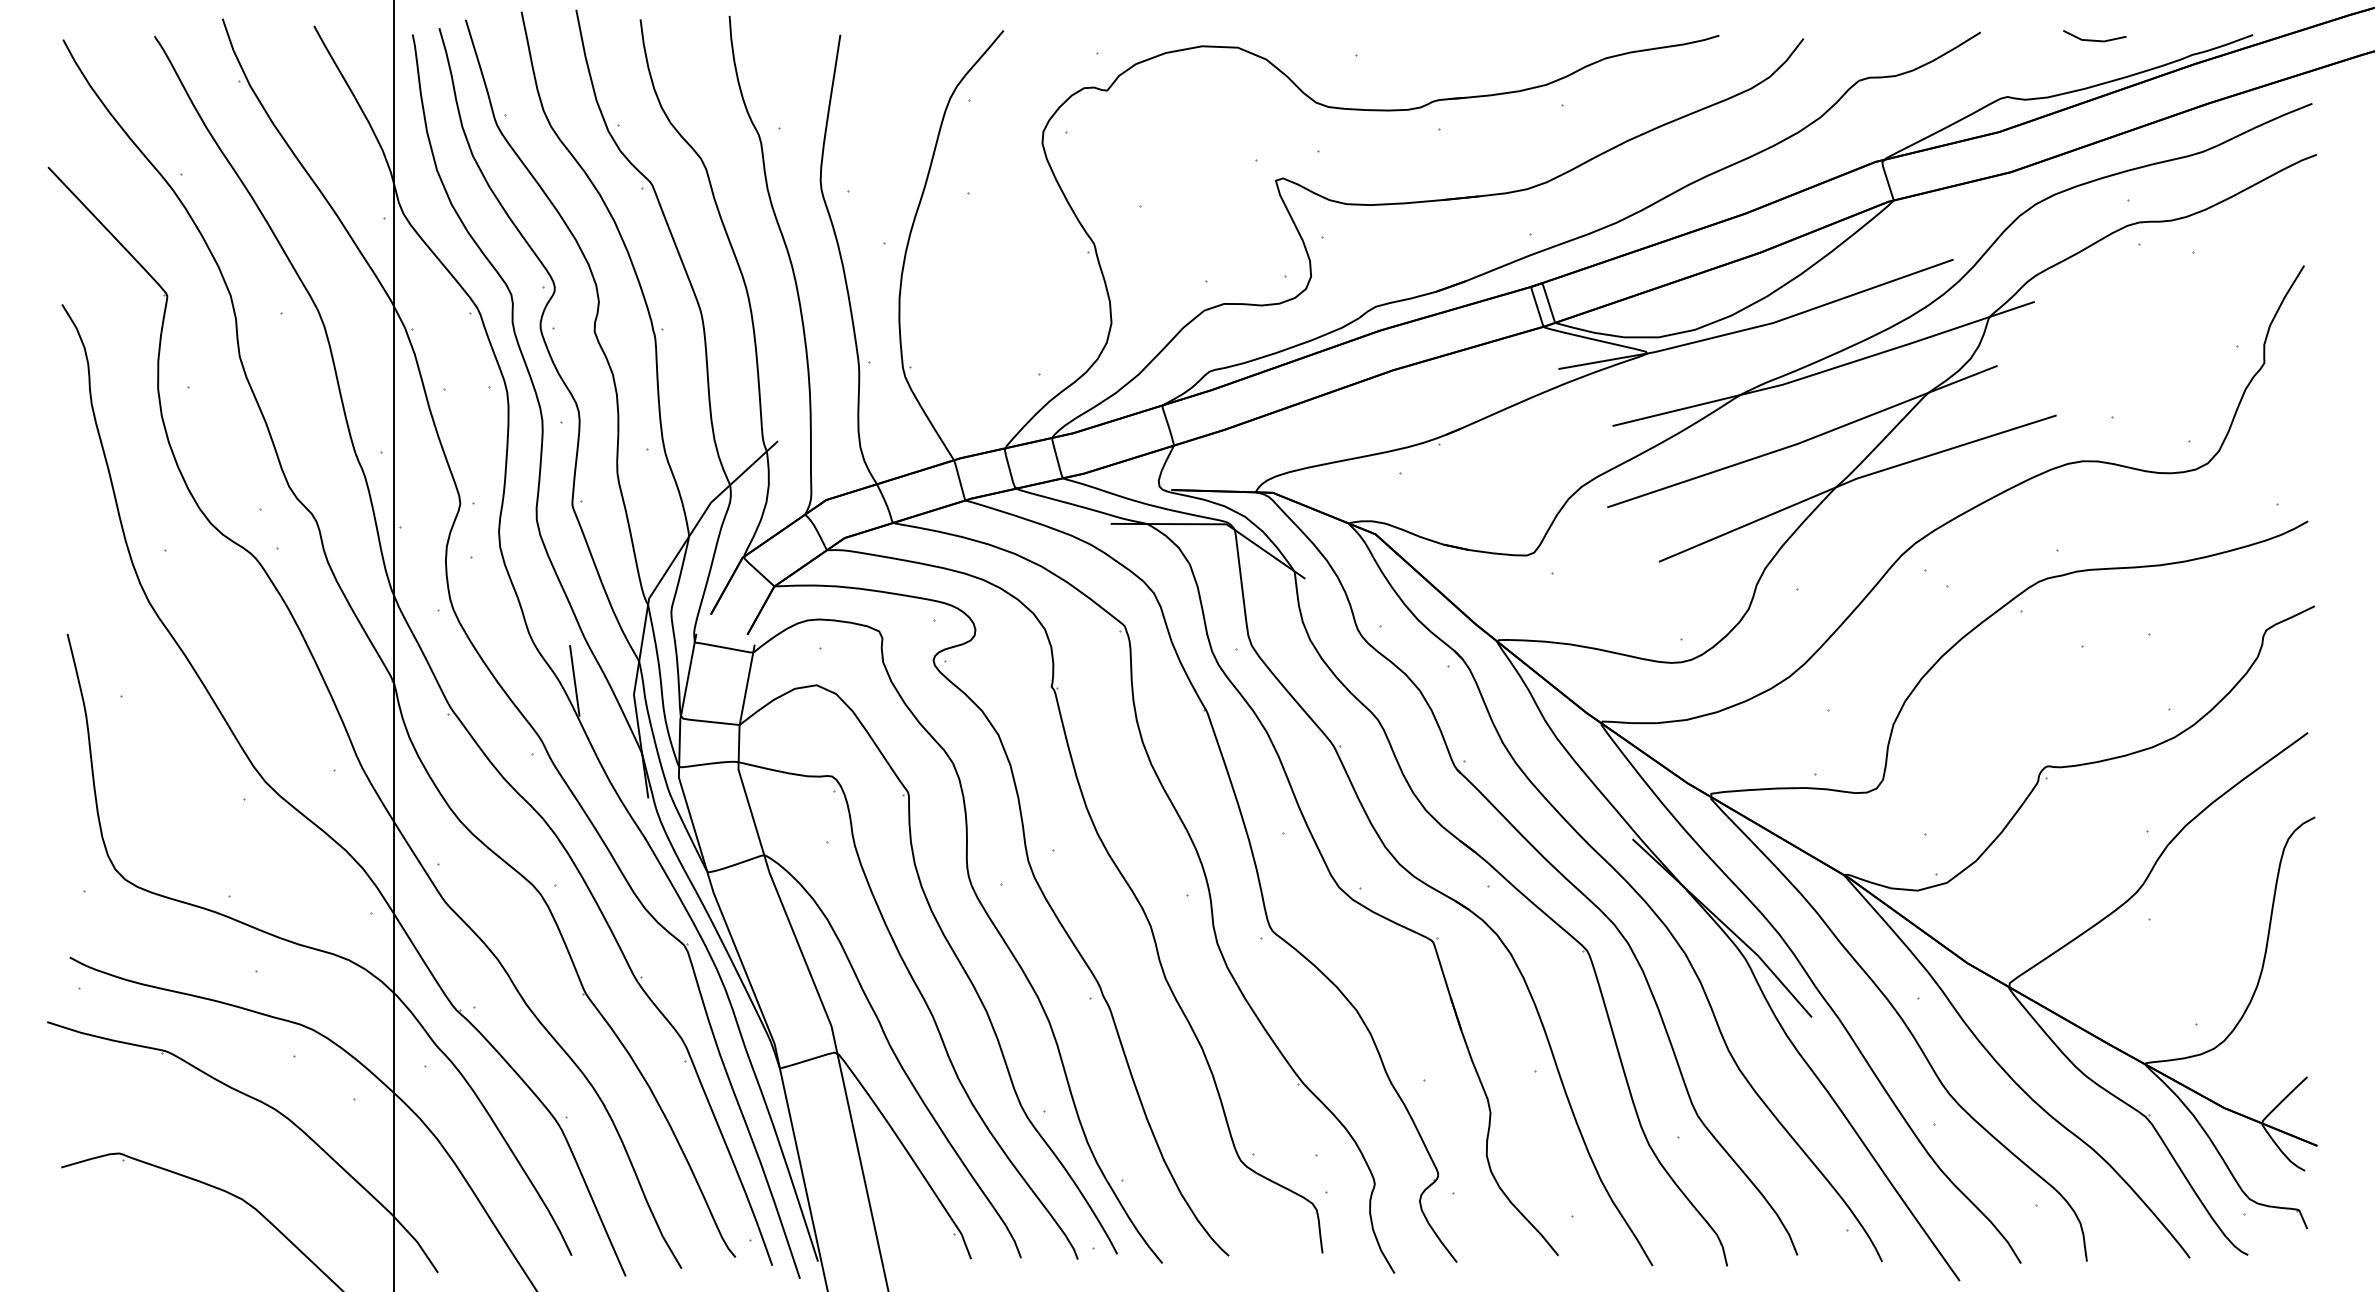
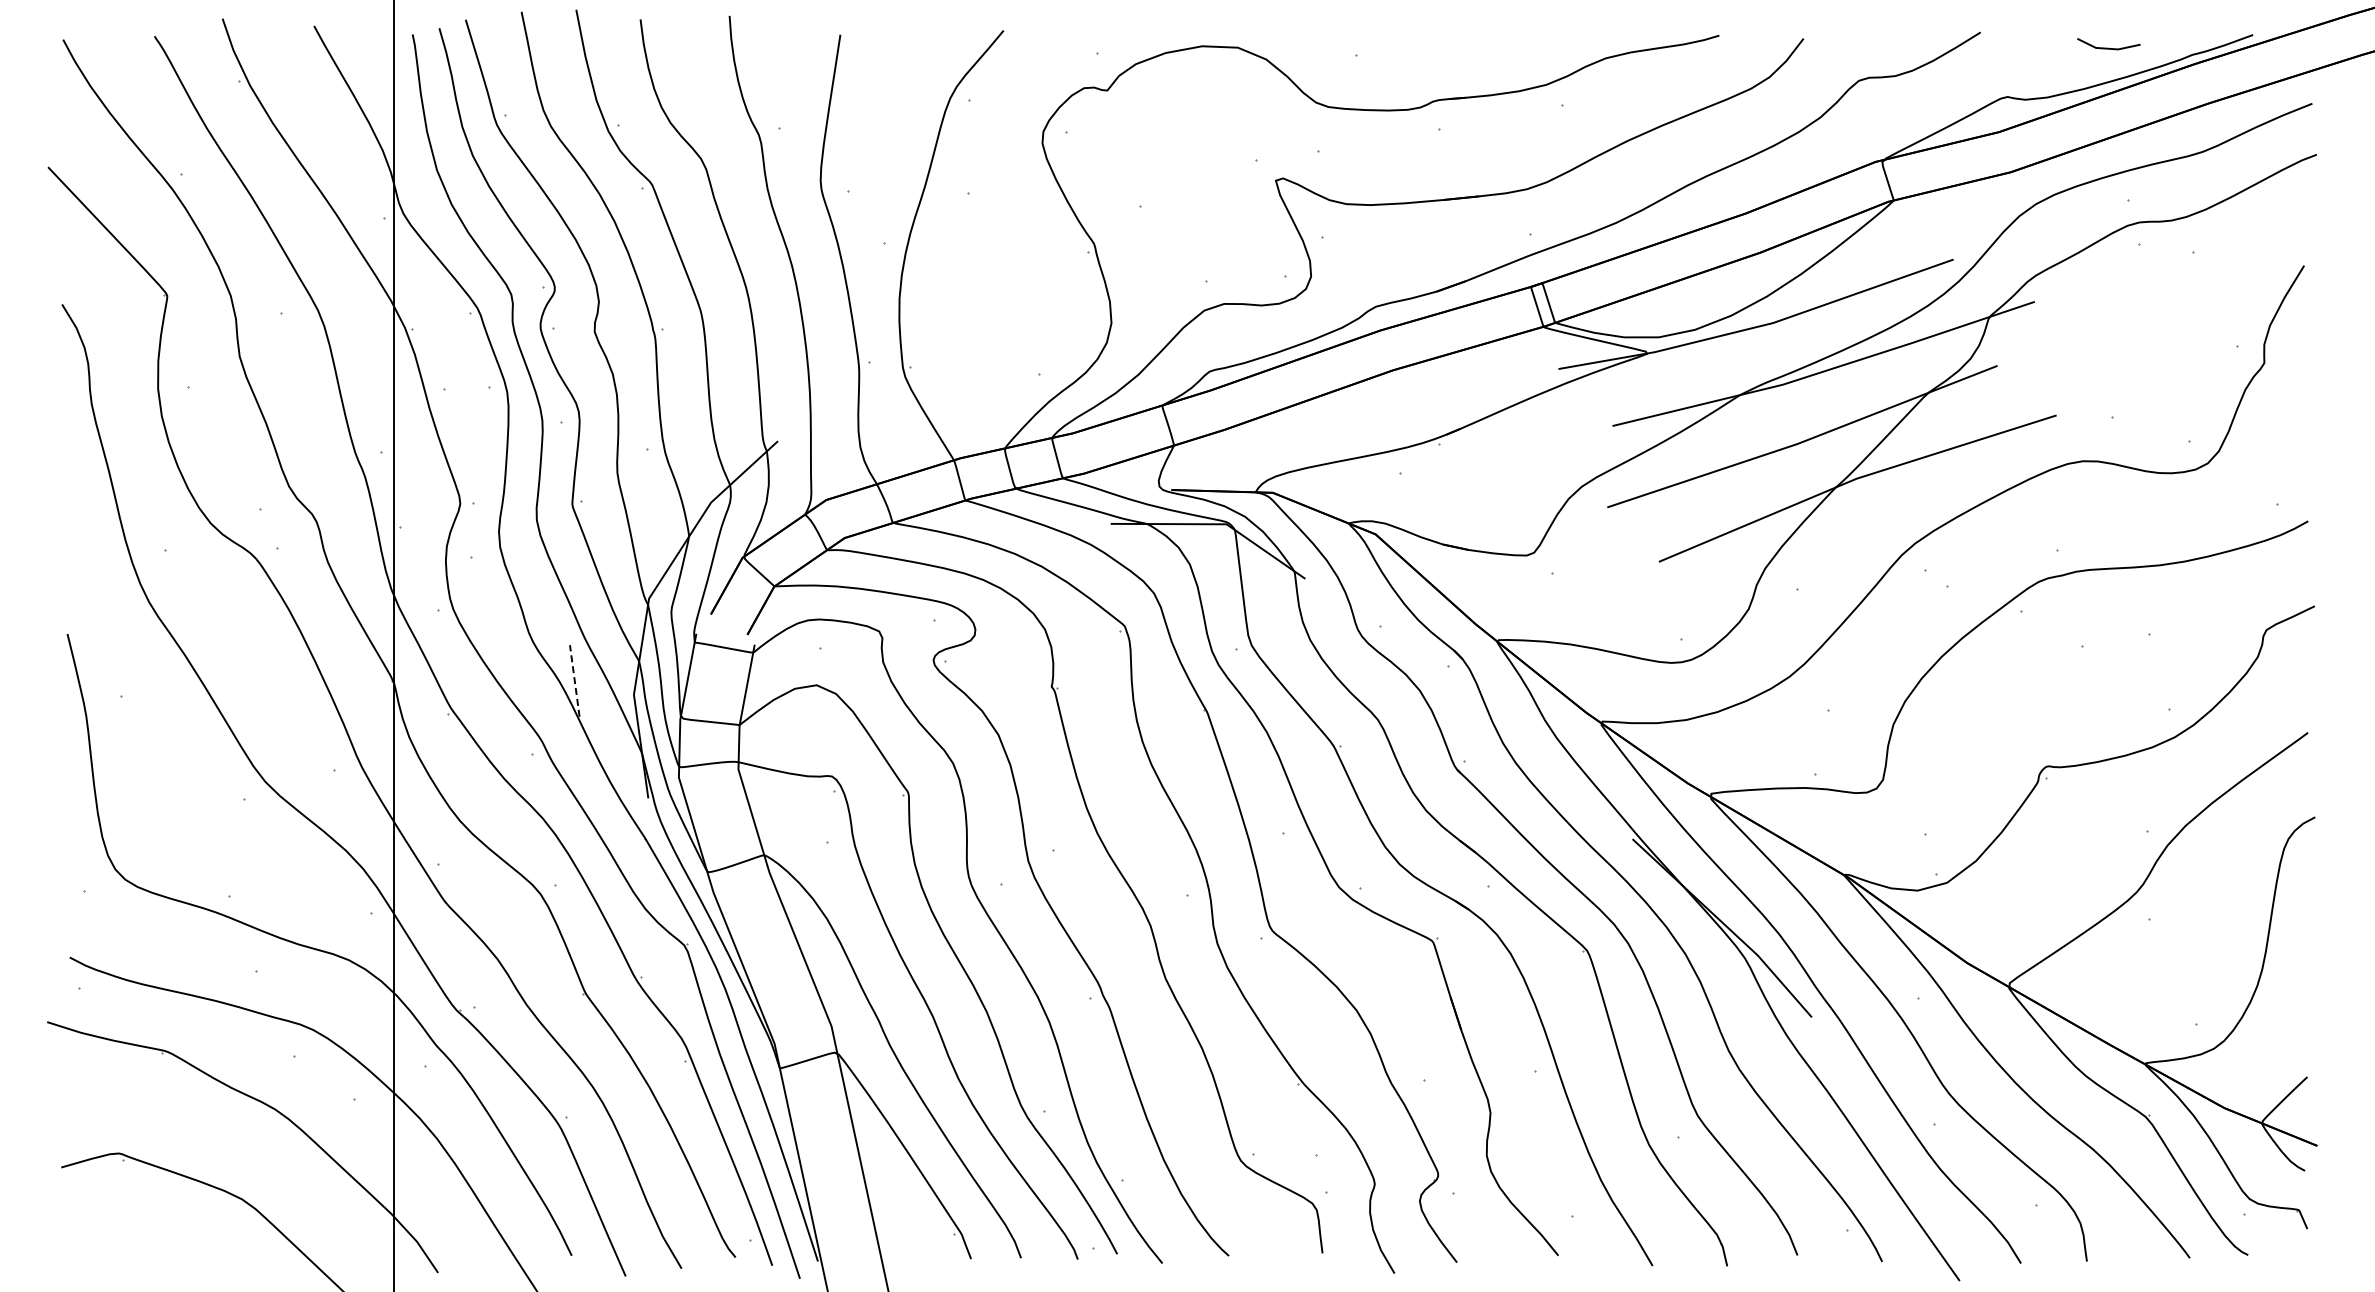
line position: (2094, 39) -> (2108, 47) (2108, 47)
line: solid -> dashed (574, 680)
